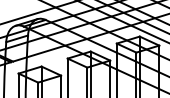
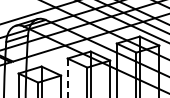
line: solid -> dashed (67, 78)
